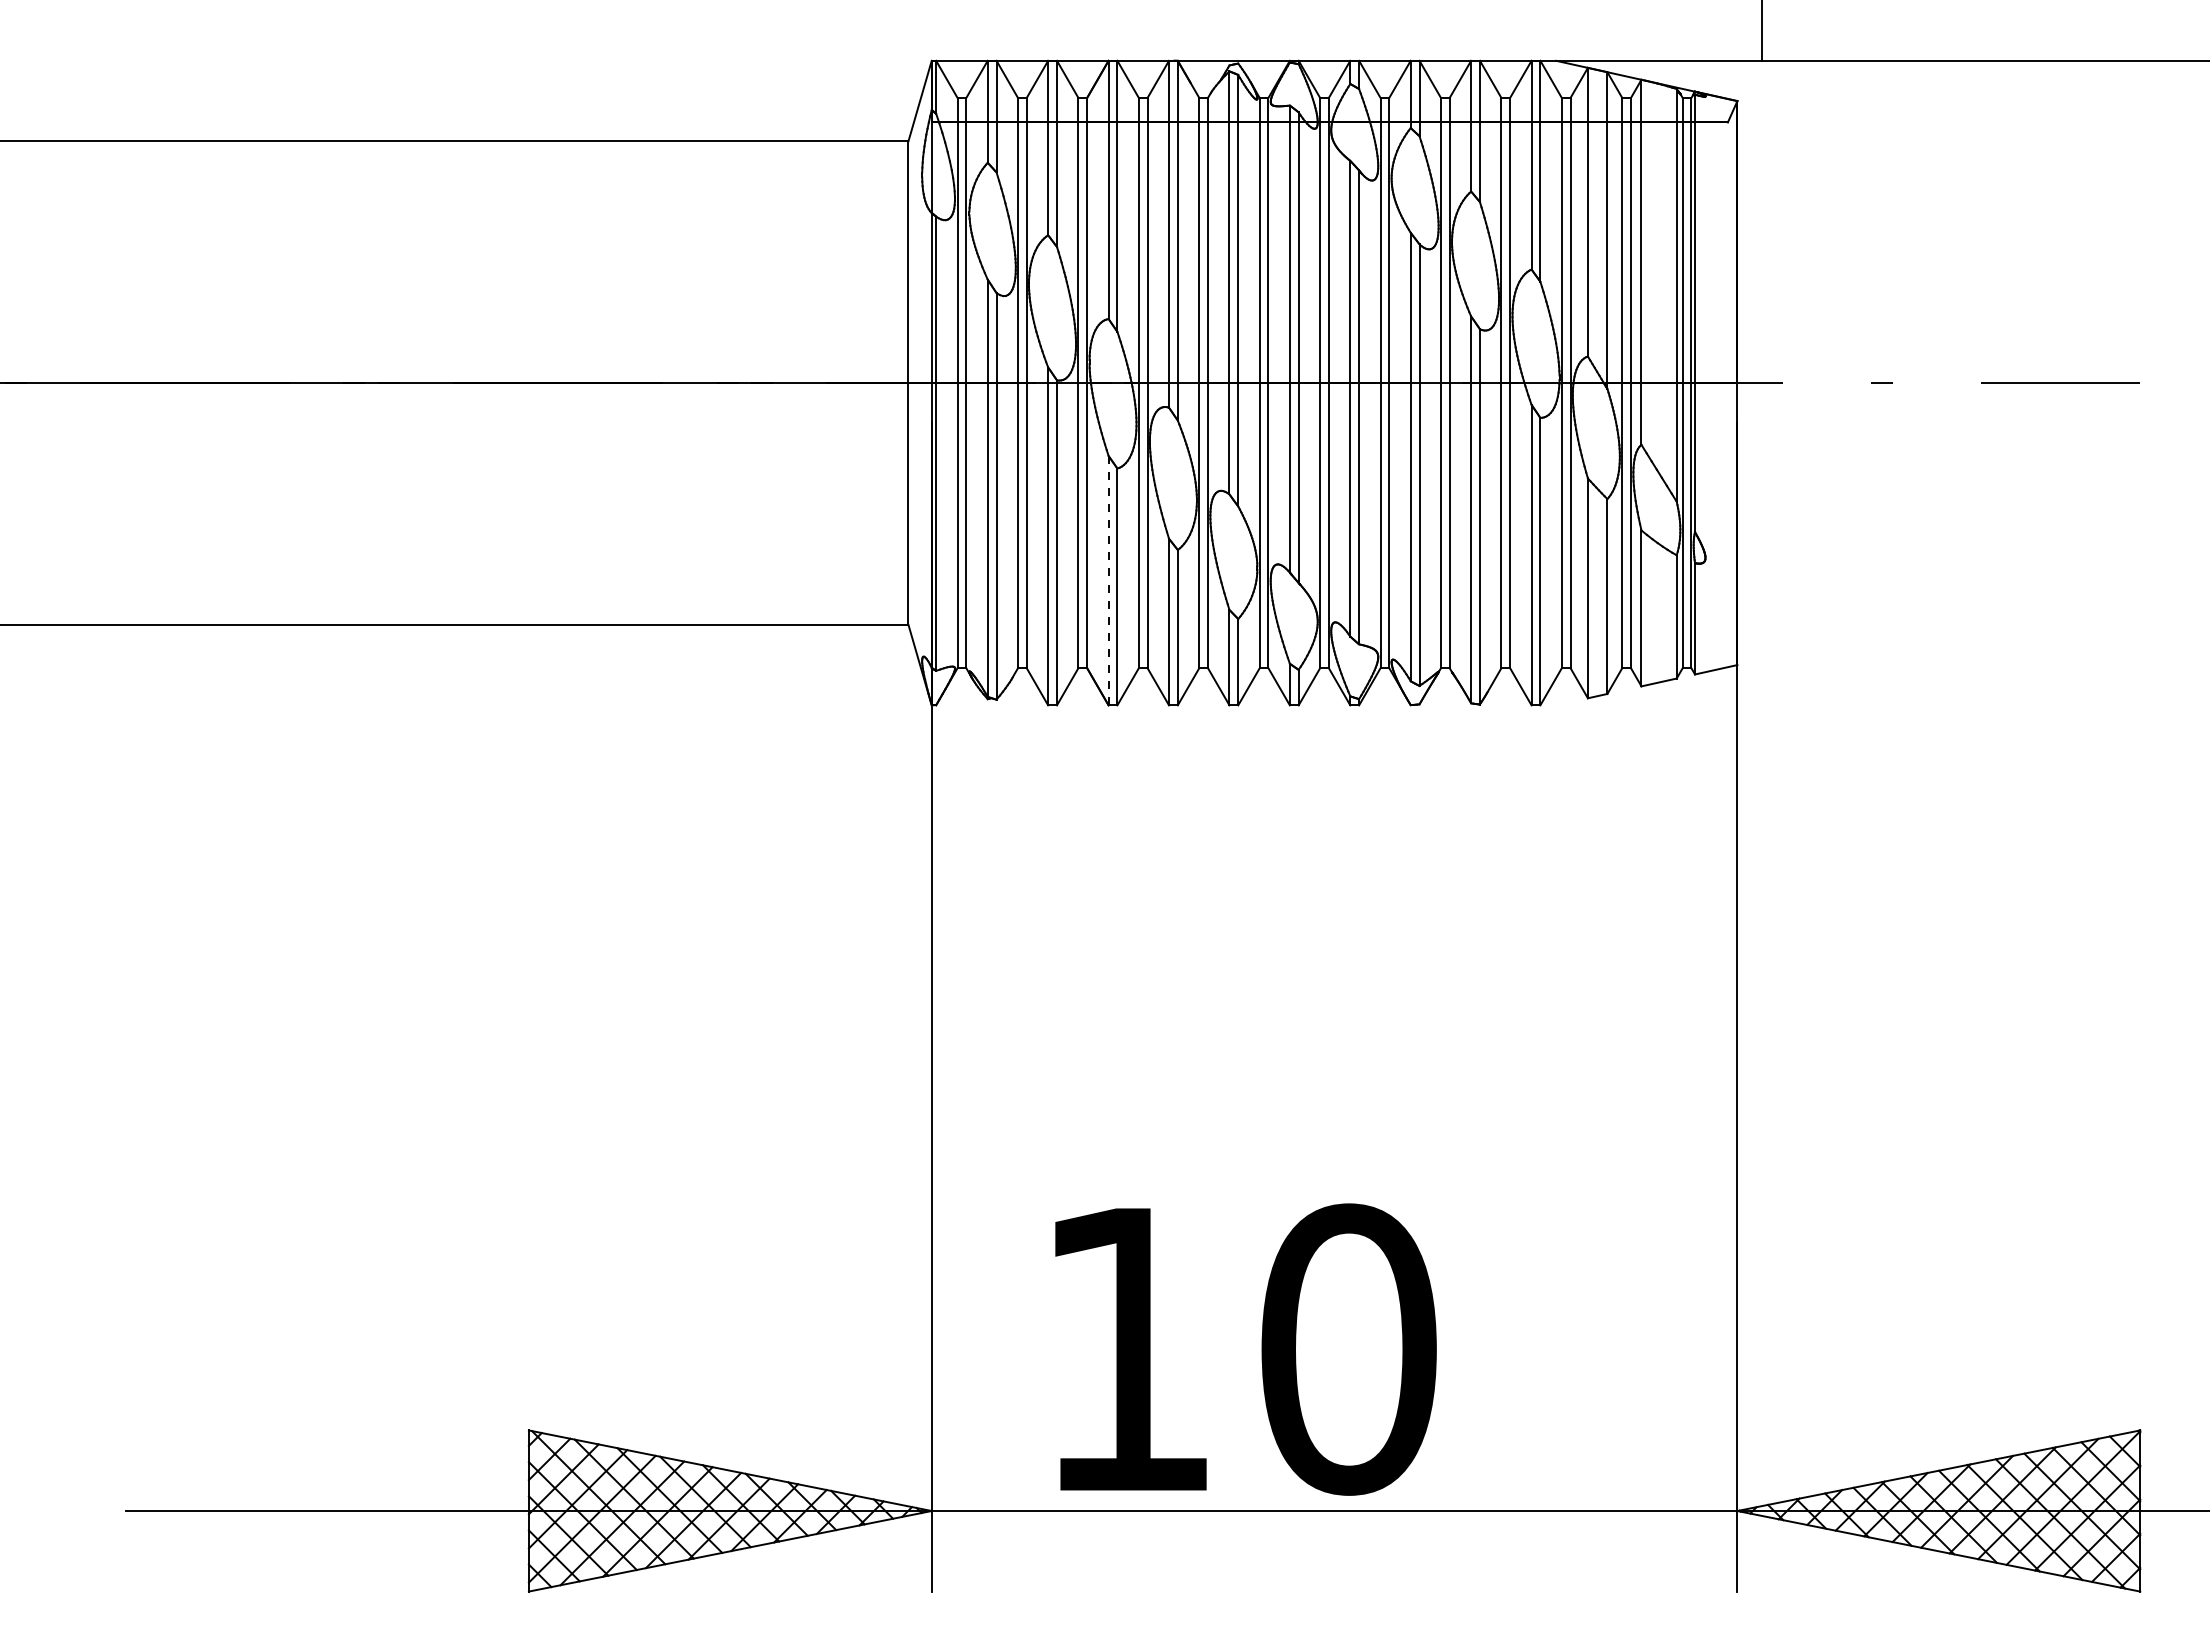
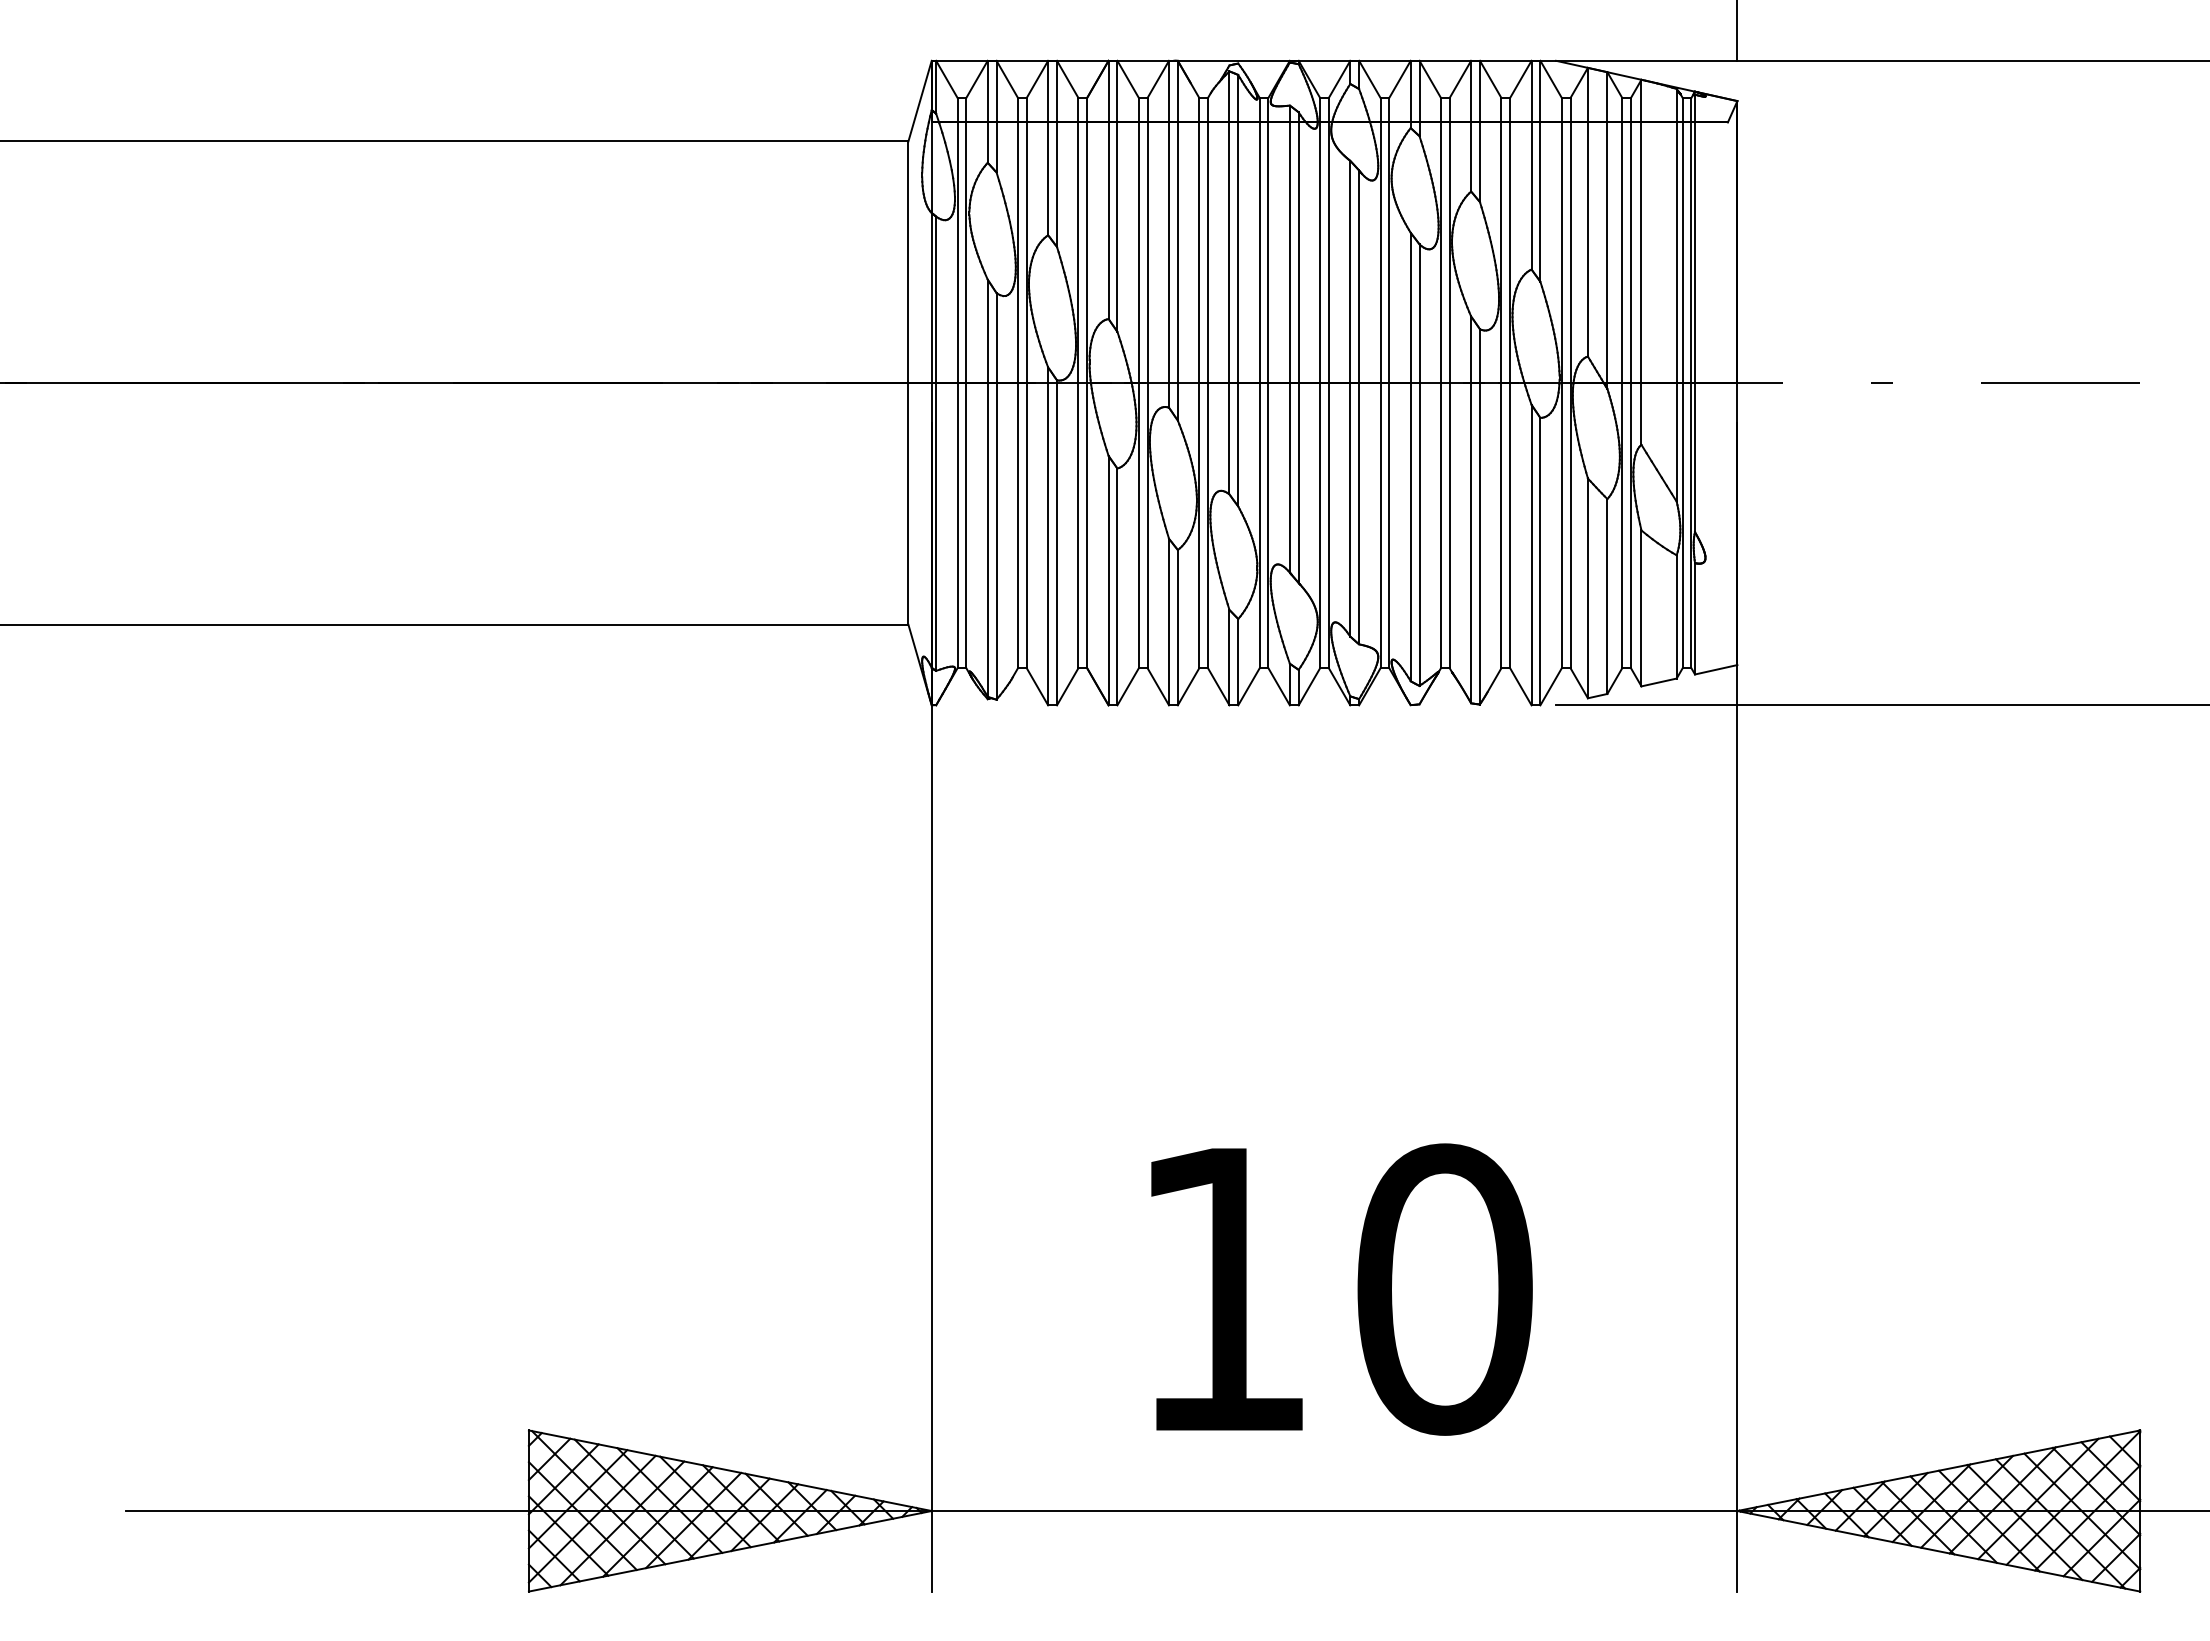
line position: (1762, 31) -> (1737, 31) (1737, 31)
line: dashed -> solid (1108, 580)
line: none -> present (1881, 705)
text position: (1245, 1349) -> (1341, 1289) (1341, 1289)
